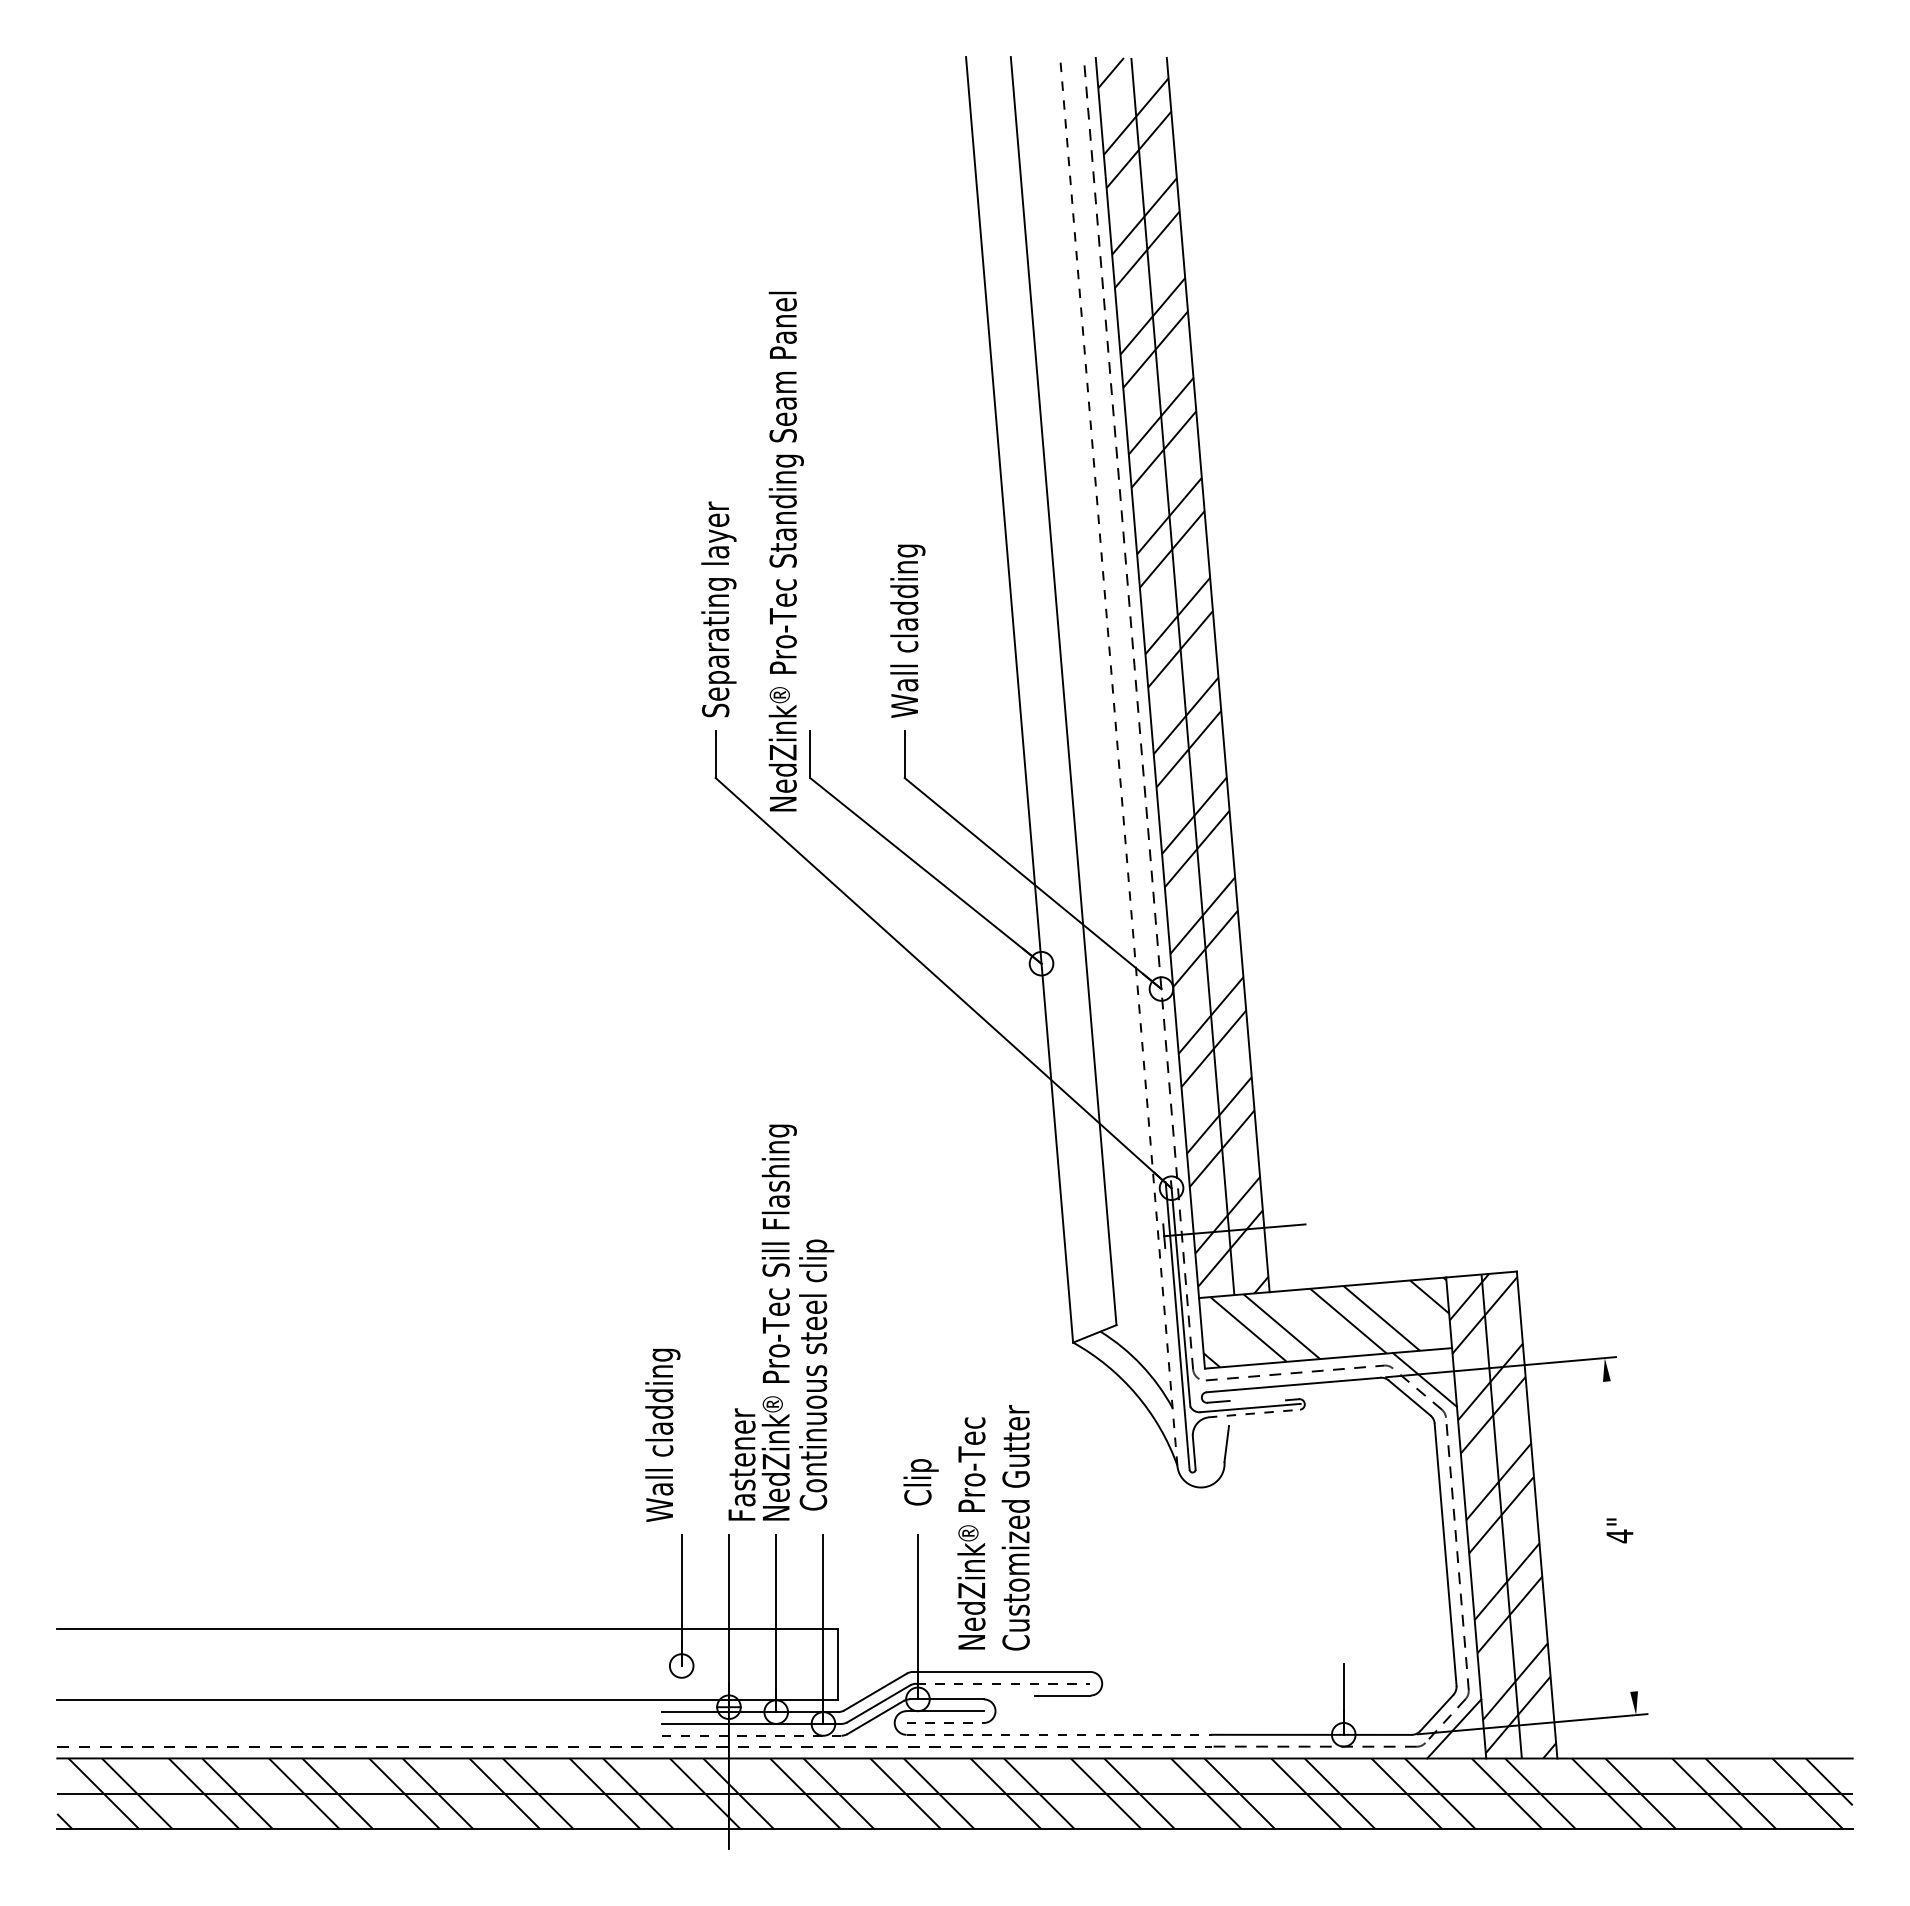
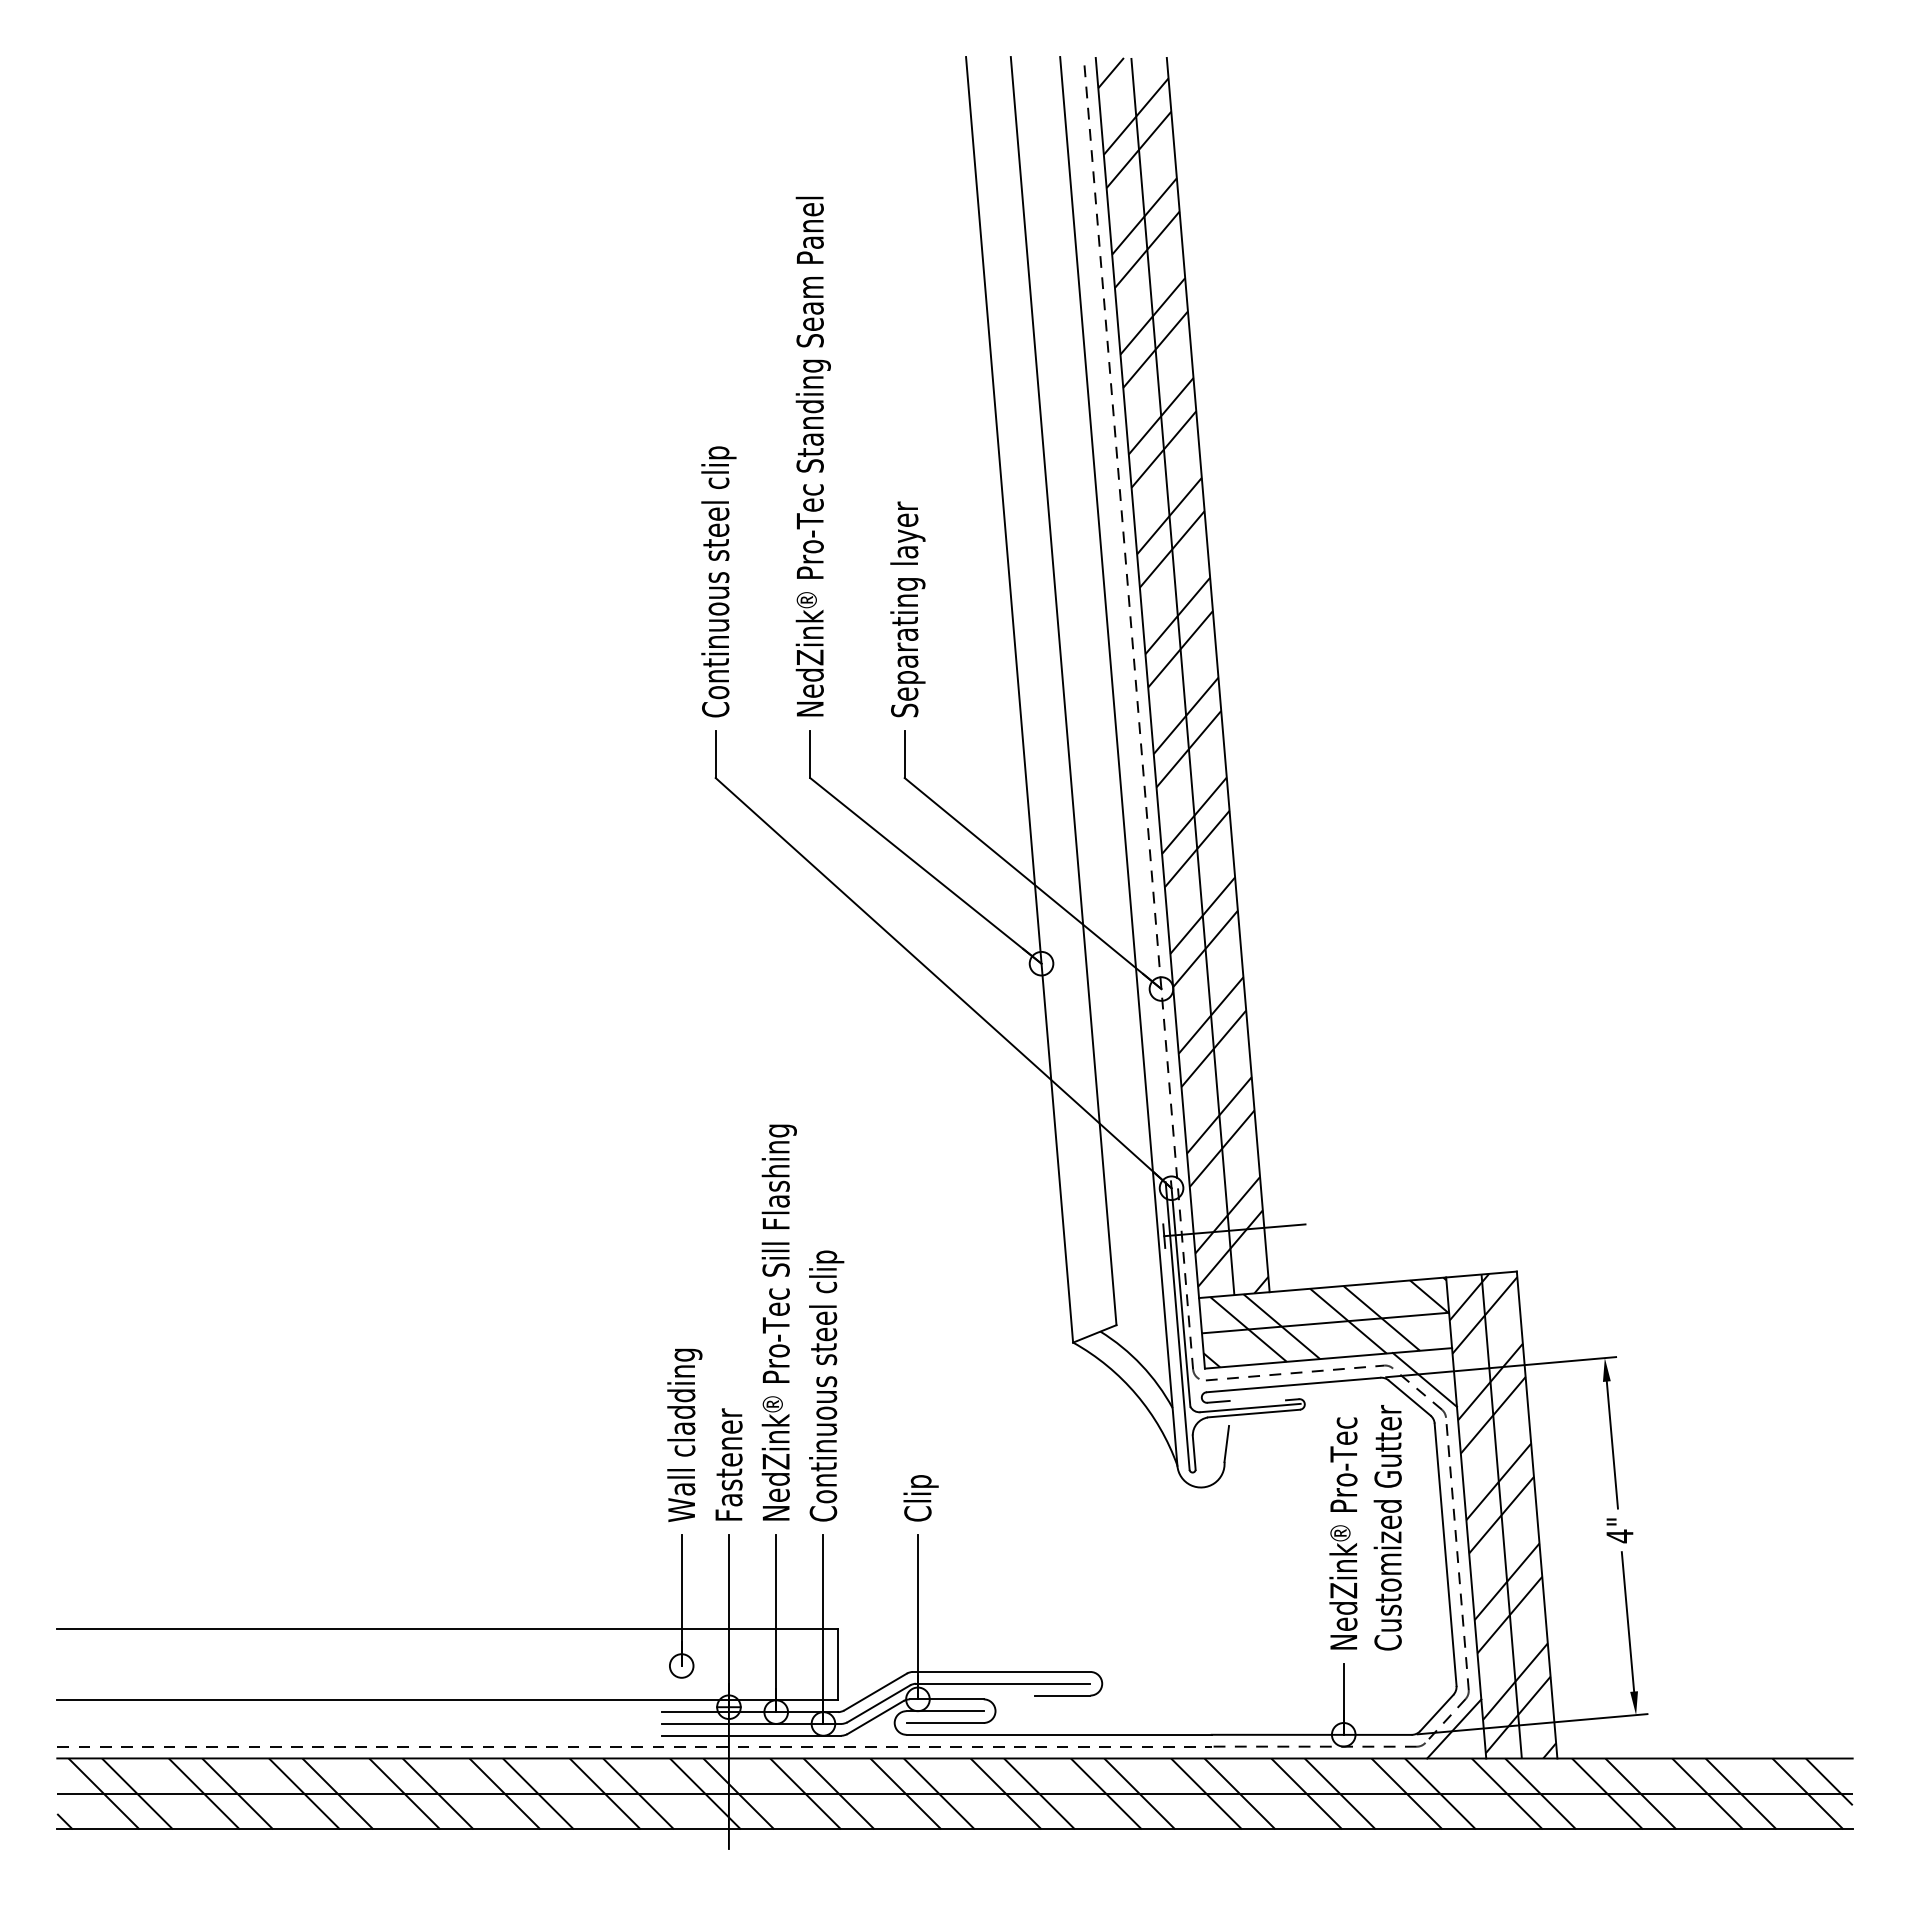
text position: (785, 551) -> (812, 456) (812, 456)
text: Separating layer -> Continuous steel clip (718, 581)
text: Wall cladding -> Separating layer (907, 609)
line: dashed -> solid (1118, 761)
hatch: none -> present (1325, 1322)
text position: (816, 1374) -> (826, 1385) (826, 1385)
line: dashed -> solid (1254, 1413)
text position: (662, 1435) -> (684, 1435) (684, 1435)
line: none -> present (1611, 1444)
text position: (741, 1464) -> (728, 1464) (728, 1464)
text position: (920, 1482) -> (920, 1498) (920, 1498)
text position: (993, 1527) -> (1365, 1527) (1365, 1527)
line: none -> present (1627, 1621)
line: dashed -> solid (1003, 1683)
line: dashed -> solid (945, 1722)
line: dashed -> solid (1059, 1734)
line: dashed -> solid (751, 1735)
